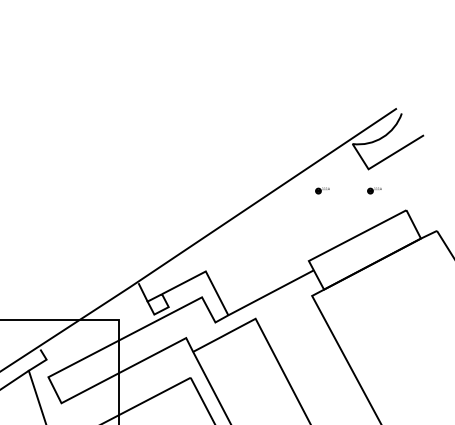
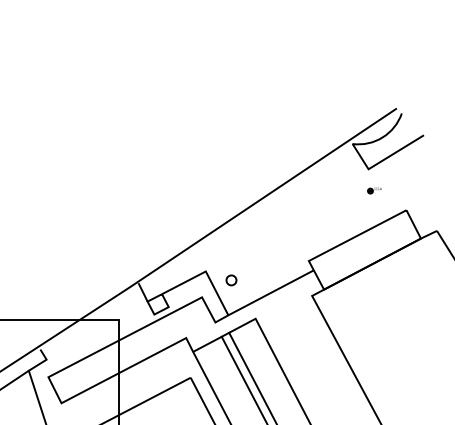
part: present -> none (322, 190)
part: none -> present (231, 280)
line: none -> present (252, 376)
line: none -> present (243, 378)
